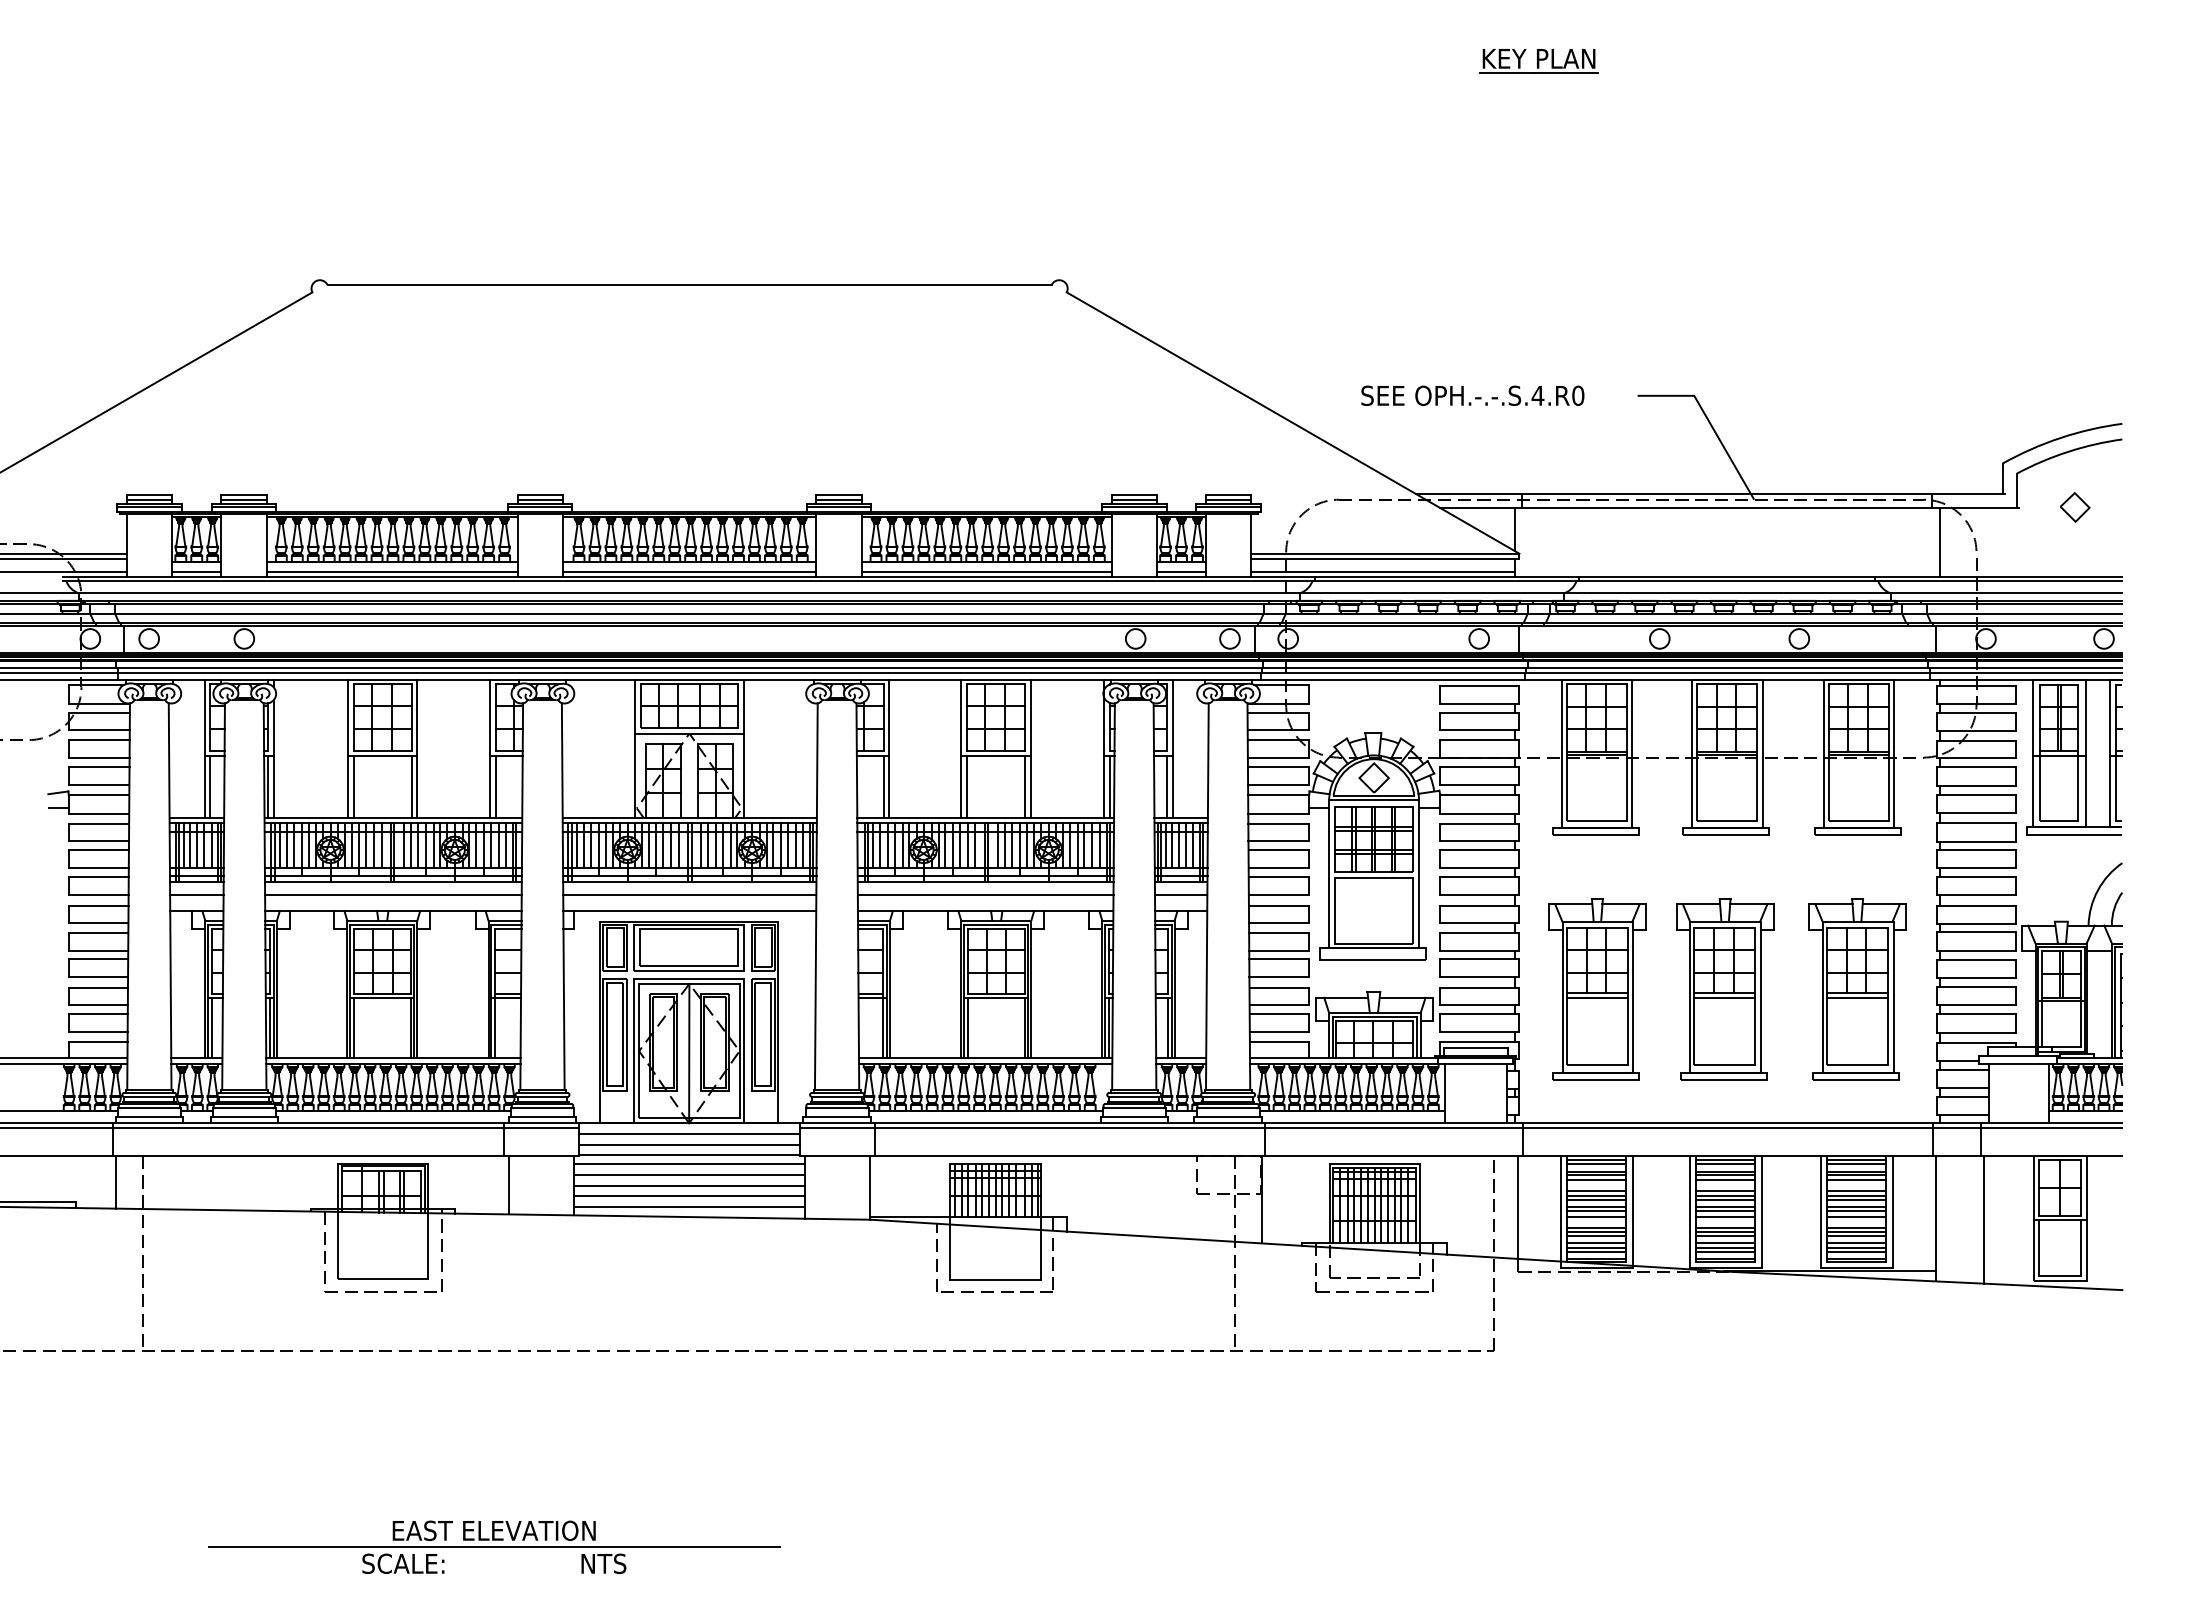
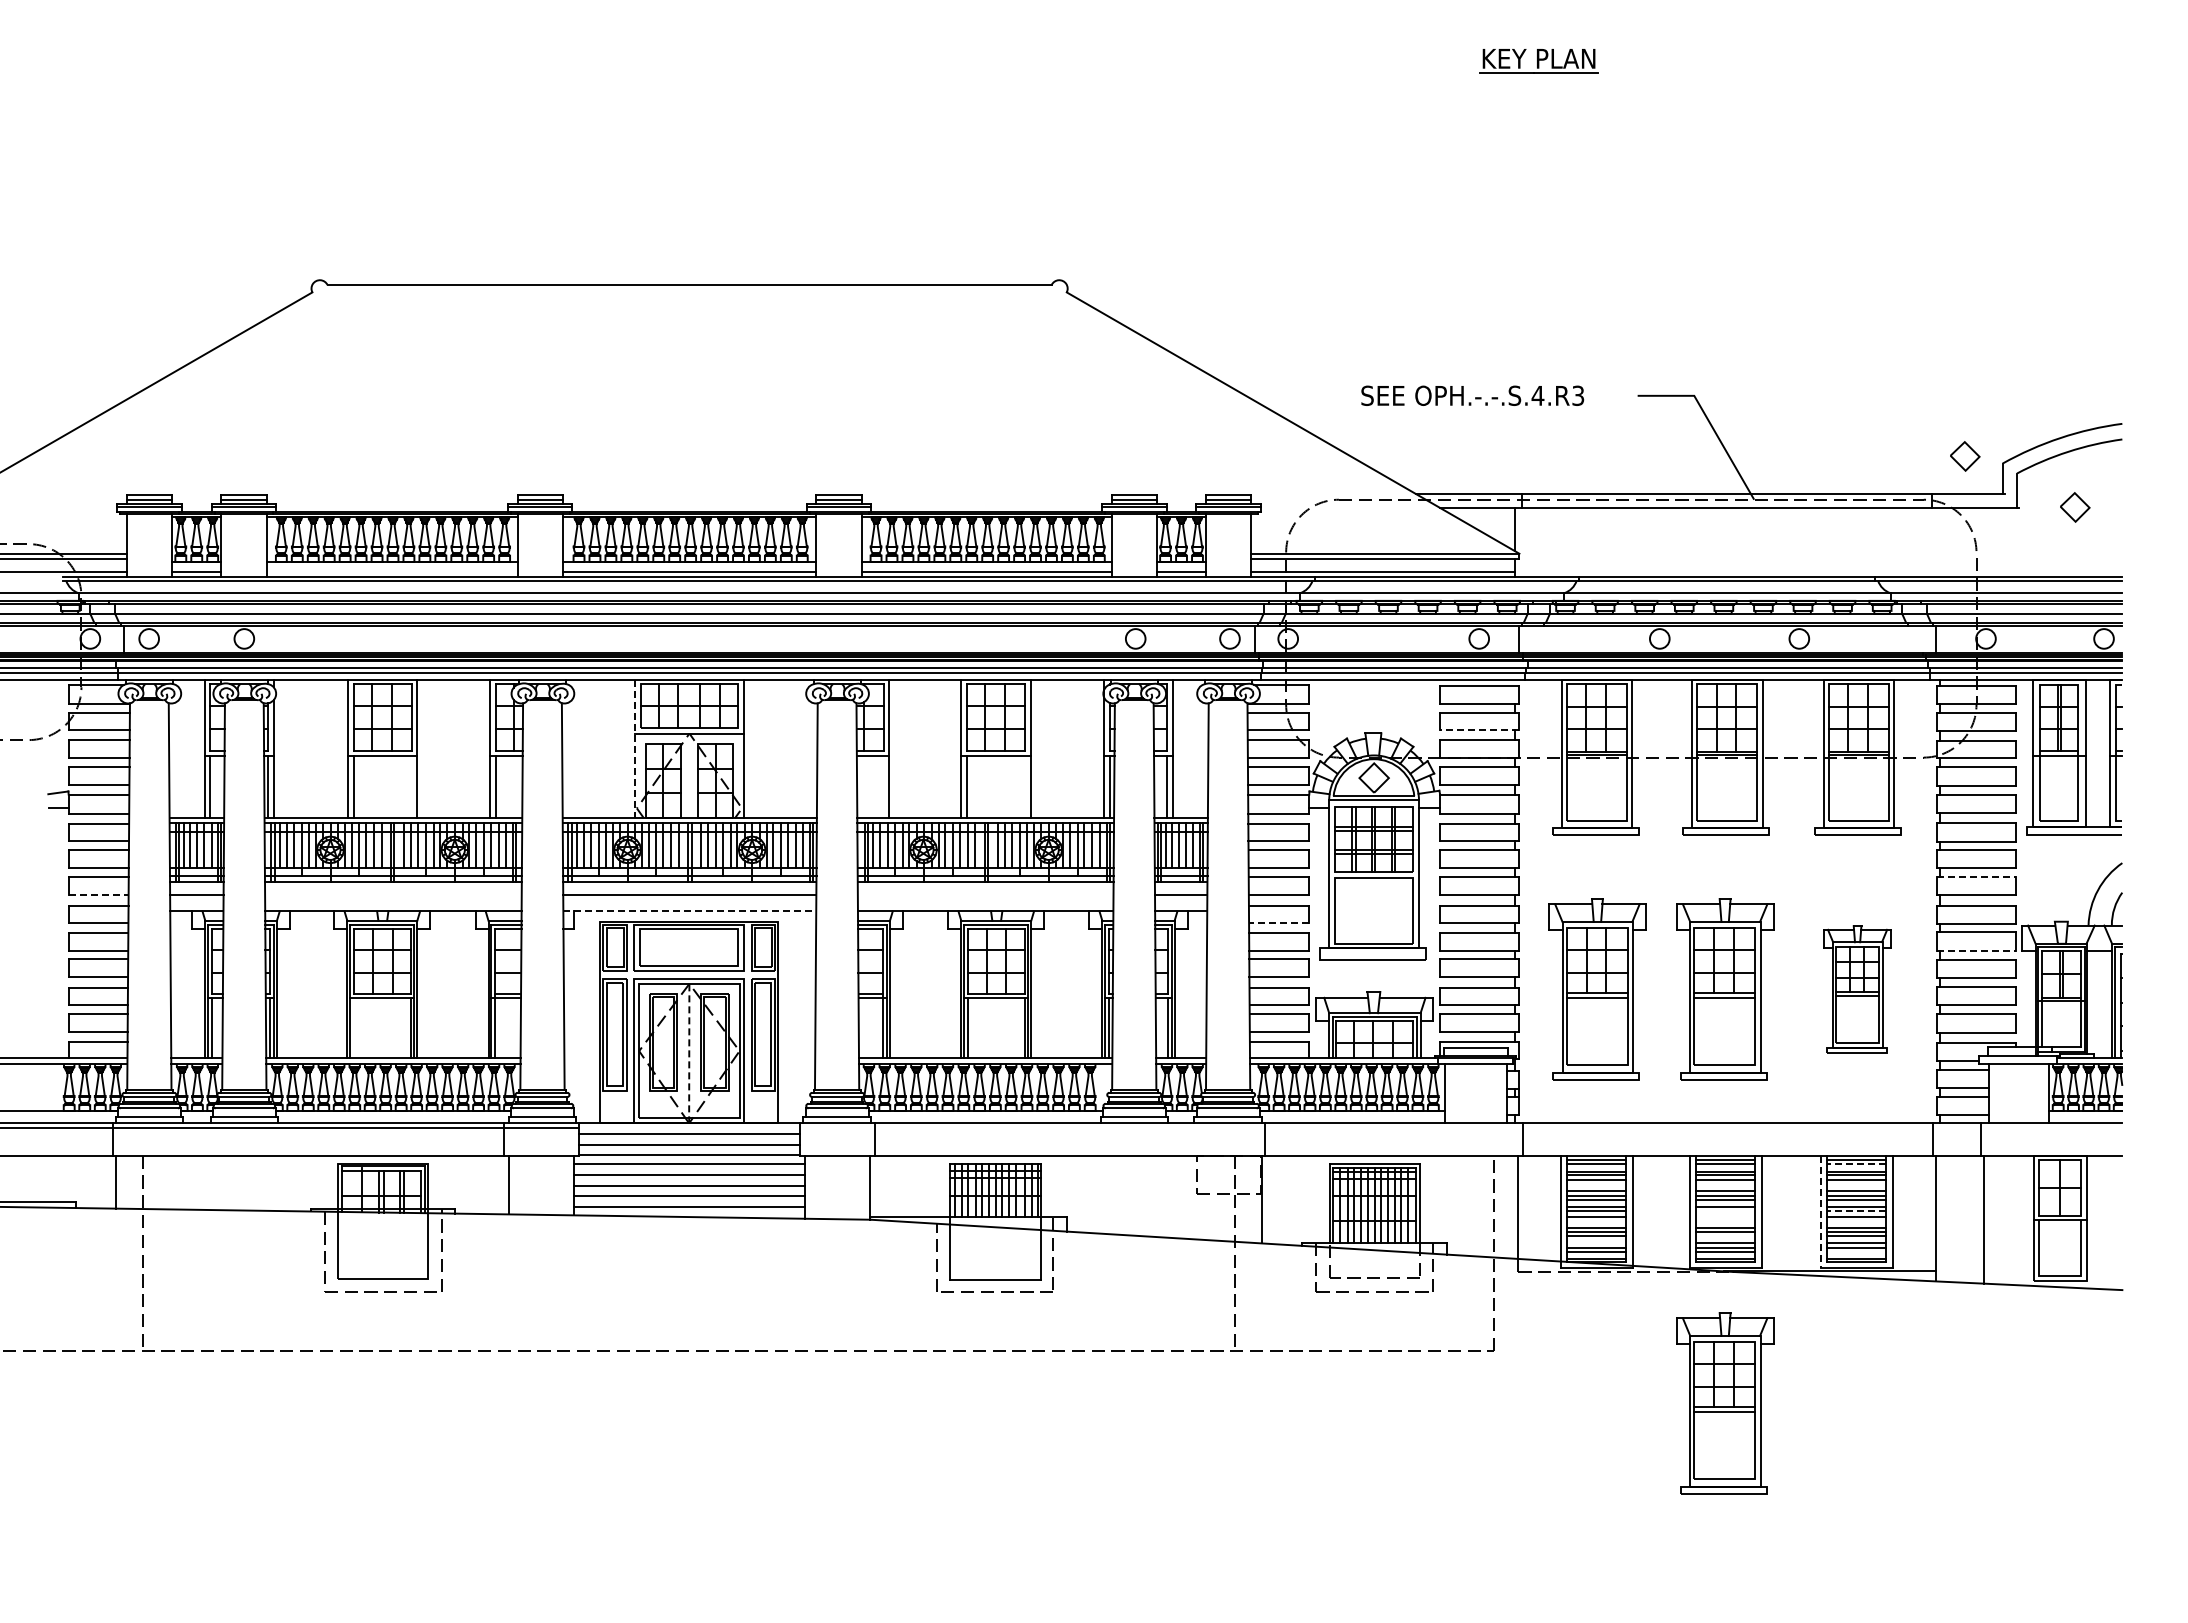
text: OPH.-.-.S.4.R0 -> OPH.-.-.S.4.R3 (1578, 395)
part: none -> present (1965, 456)
line: present -> none (1940, 542)
line: present -> none (391, 572)
line: solid -> dashed (1478, 730)
line: solid -> dashed (634, 749)
line: present -> none (411, 786)
line: present -> none (883, 786)
line: present -> none (1024, 786)
line: solid -> dashed (1976, 877)
line: solid -> dashed (98, 895)
line: present -> none (393, 895)
line: present -> none (985, 895)
line: solid -> dashed (690, 911)
line: solid -> dashed (1278, 923)
line: solid -> dashed (1976, 951)
part size: 99x183 px -> 69x129 px (1857, 989)
line: present -> none (354, 1028)
line: solid -> dashed (689, 1053)
line: present -> none (1461, 1128)
line: solid -> dashed (1856, 1164)
line: present -> none (1725, 1211)
line: solid -> dashed (1821, 1211)
line: solid -> dashed (1856, 1211)
line: present -> none (1725, 1216)
line: present -> none (1725, 1235)
line: present -> none (1595, 1243)
line: present -> none (1856, 1251)
part: none -> present (1725, 1403)
part: present -> none (494, 1546)
